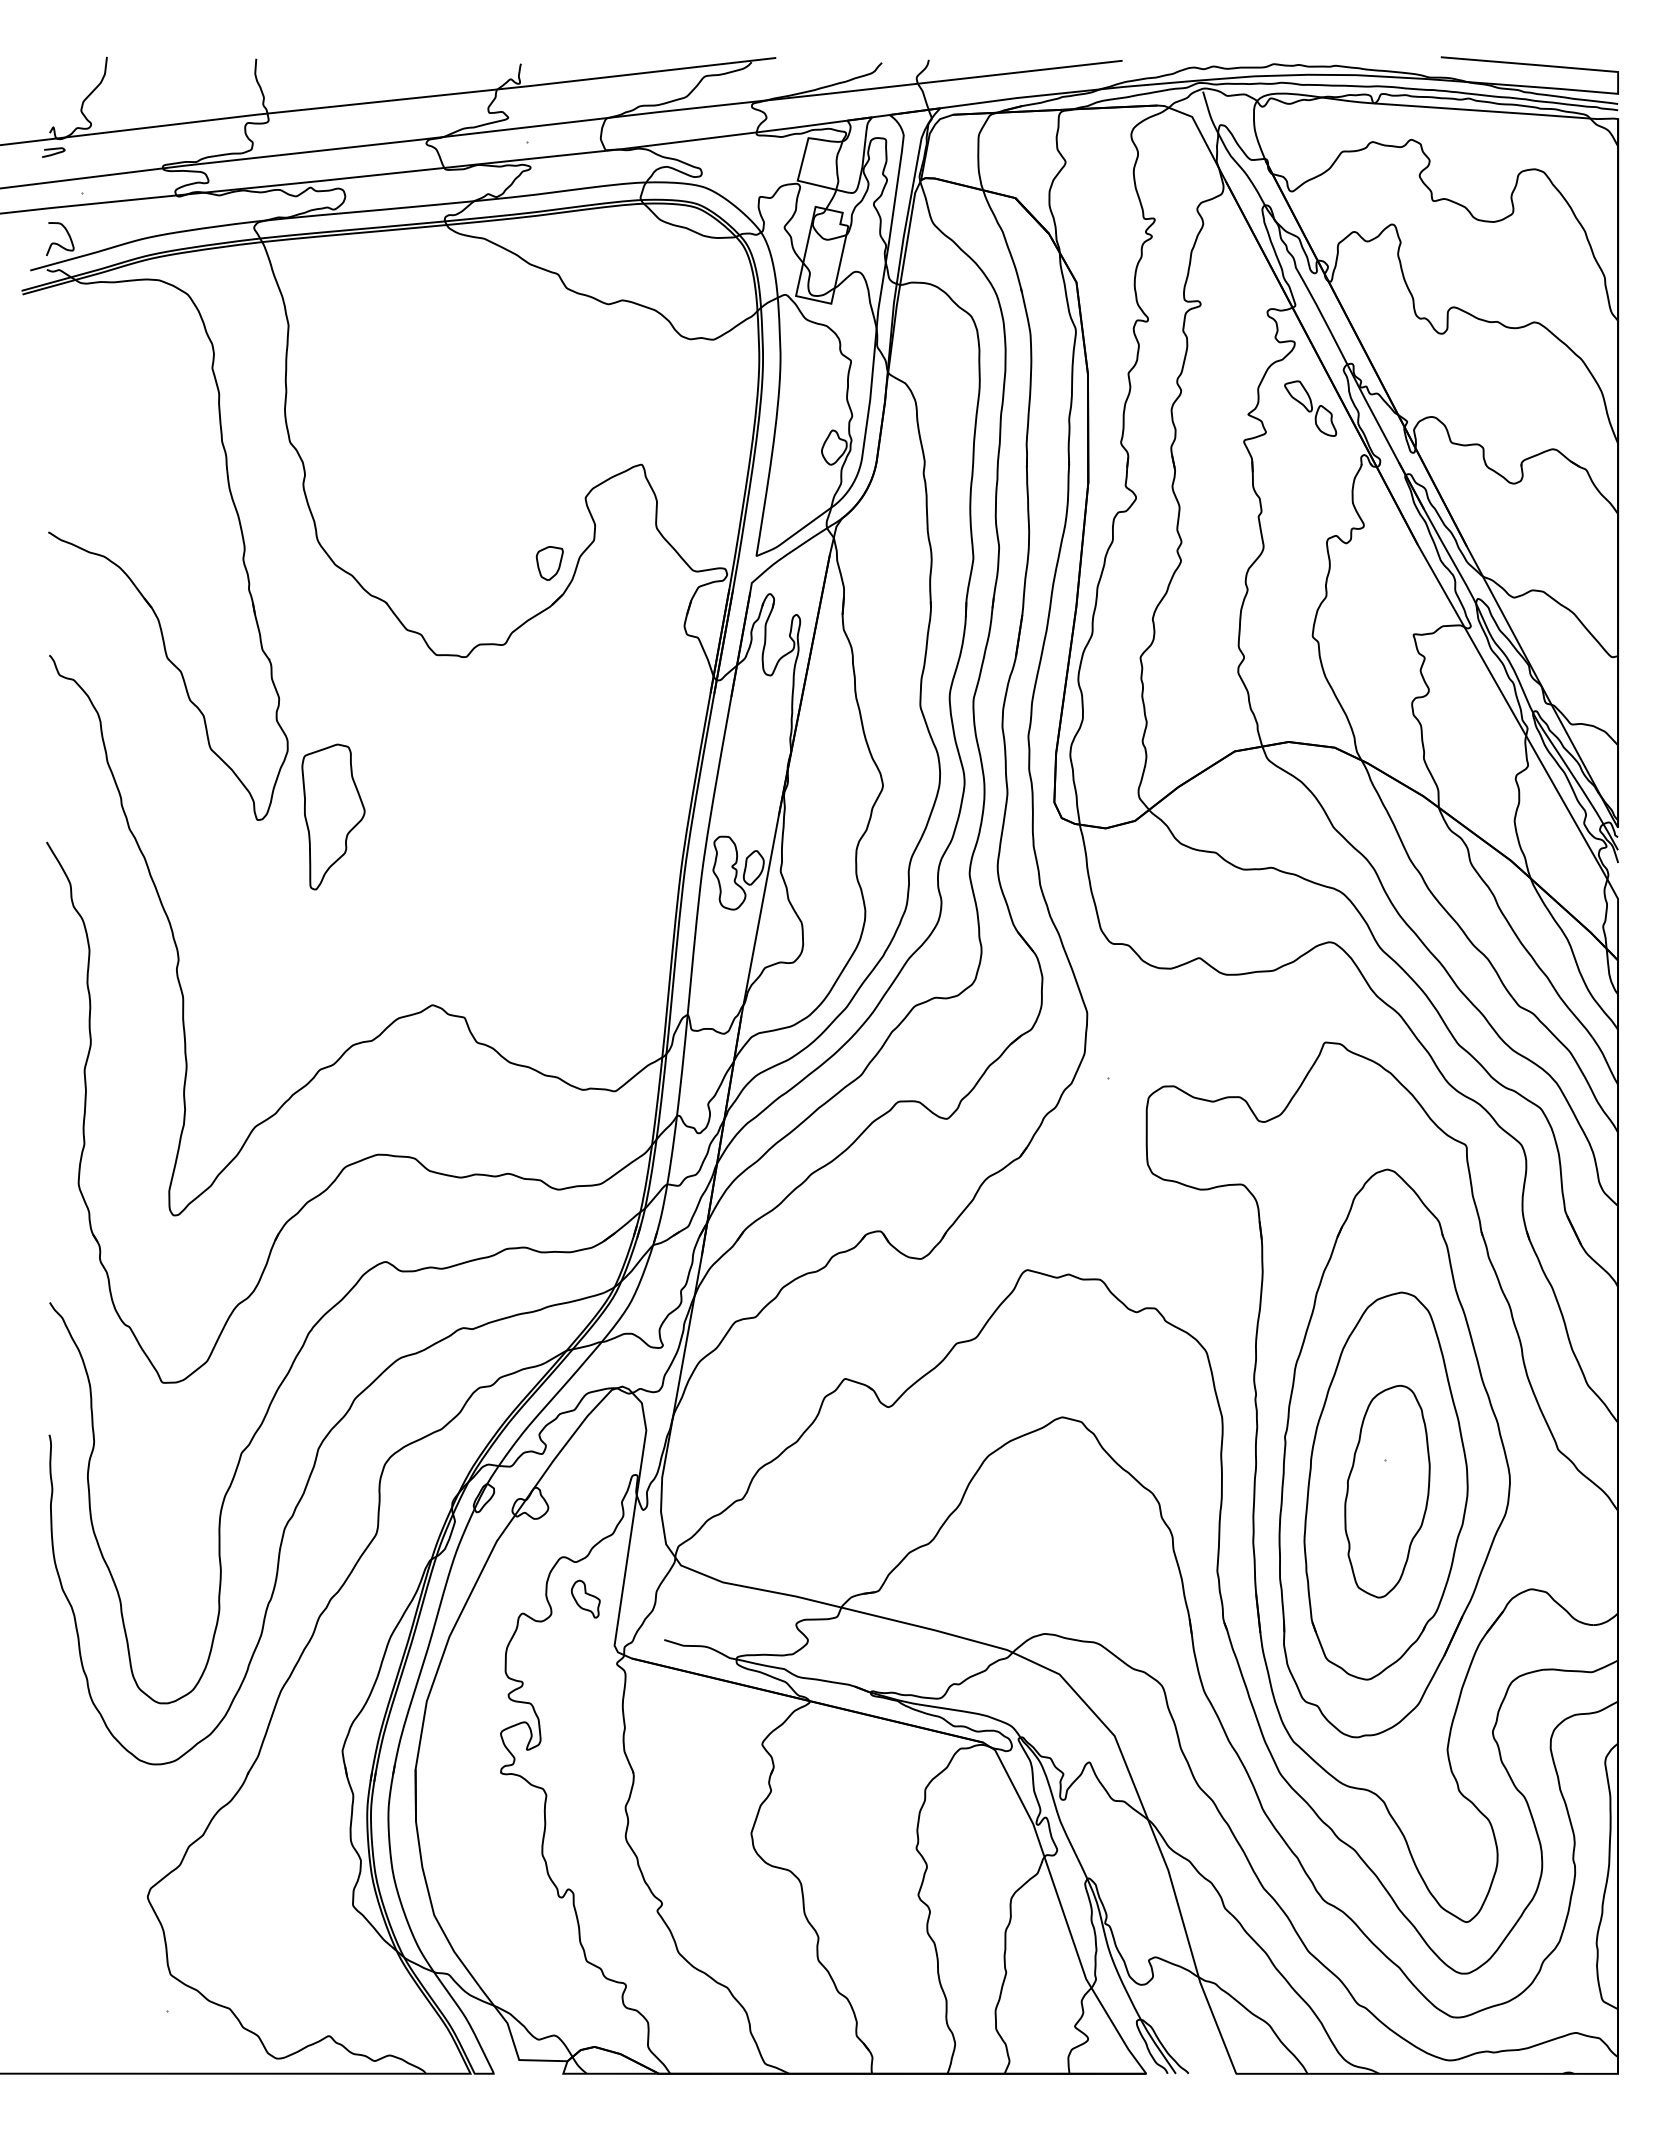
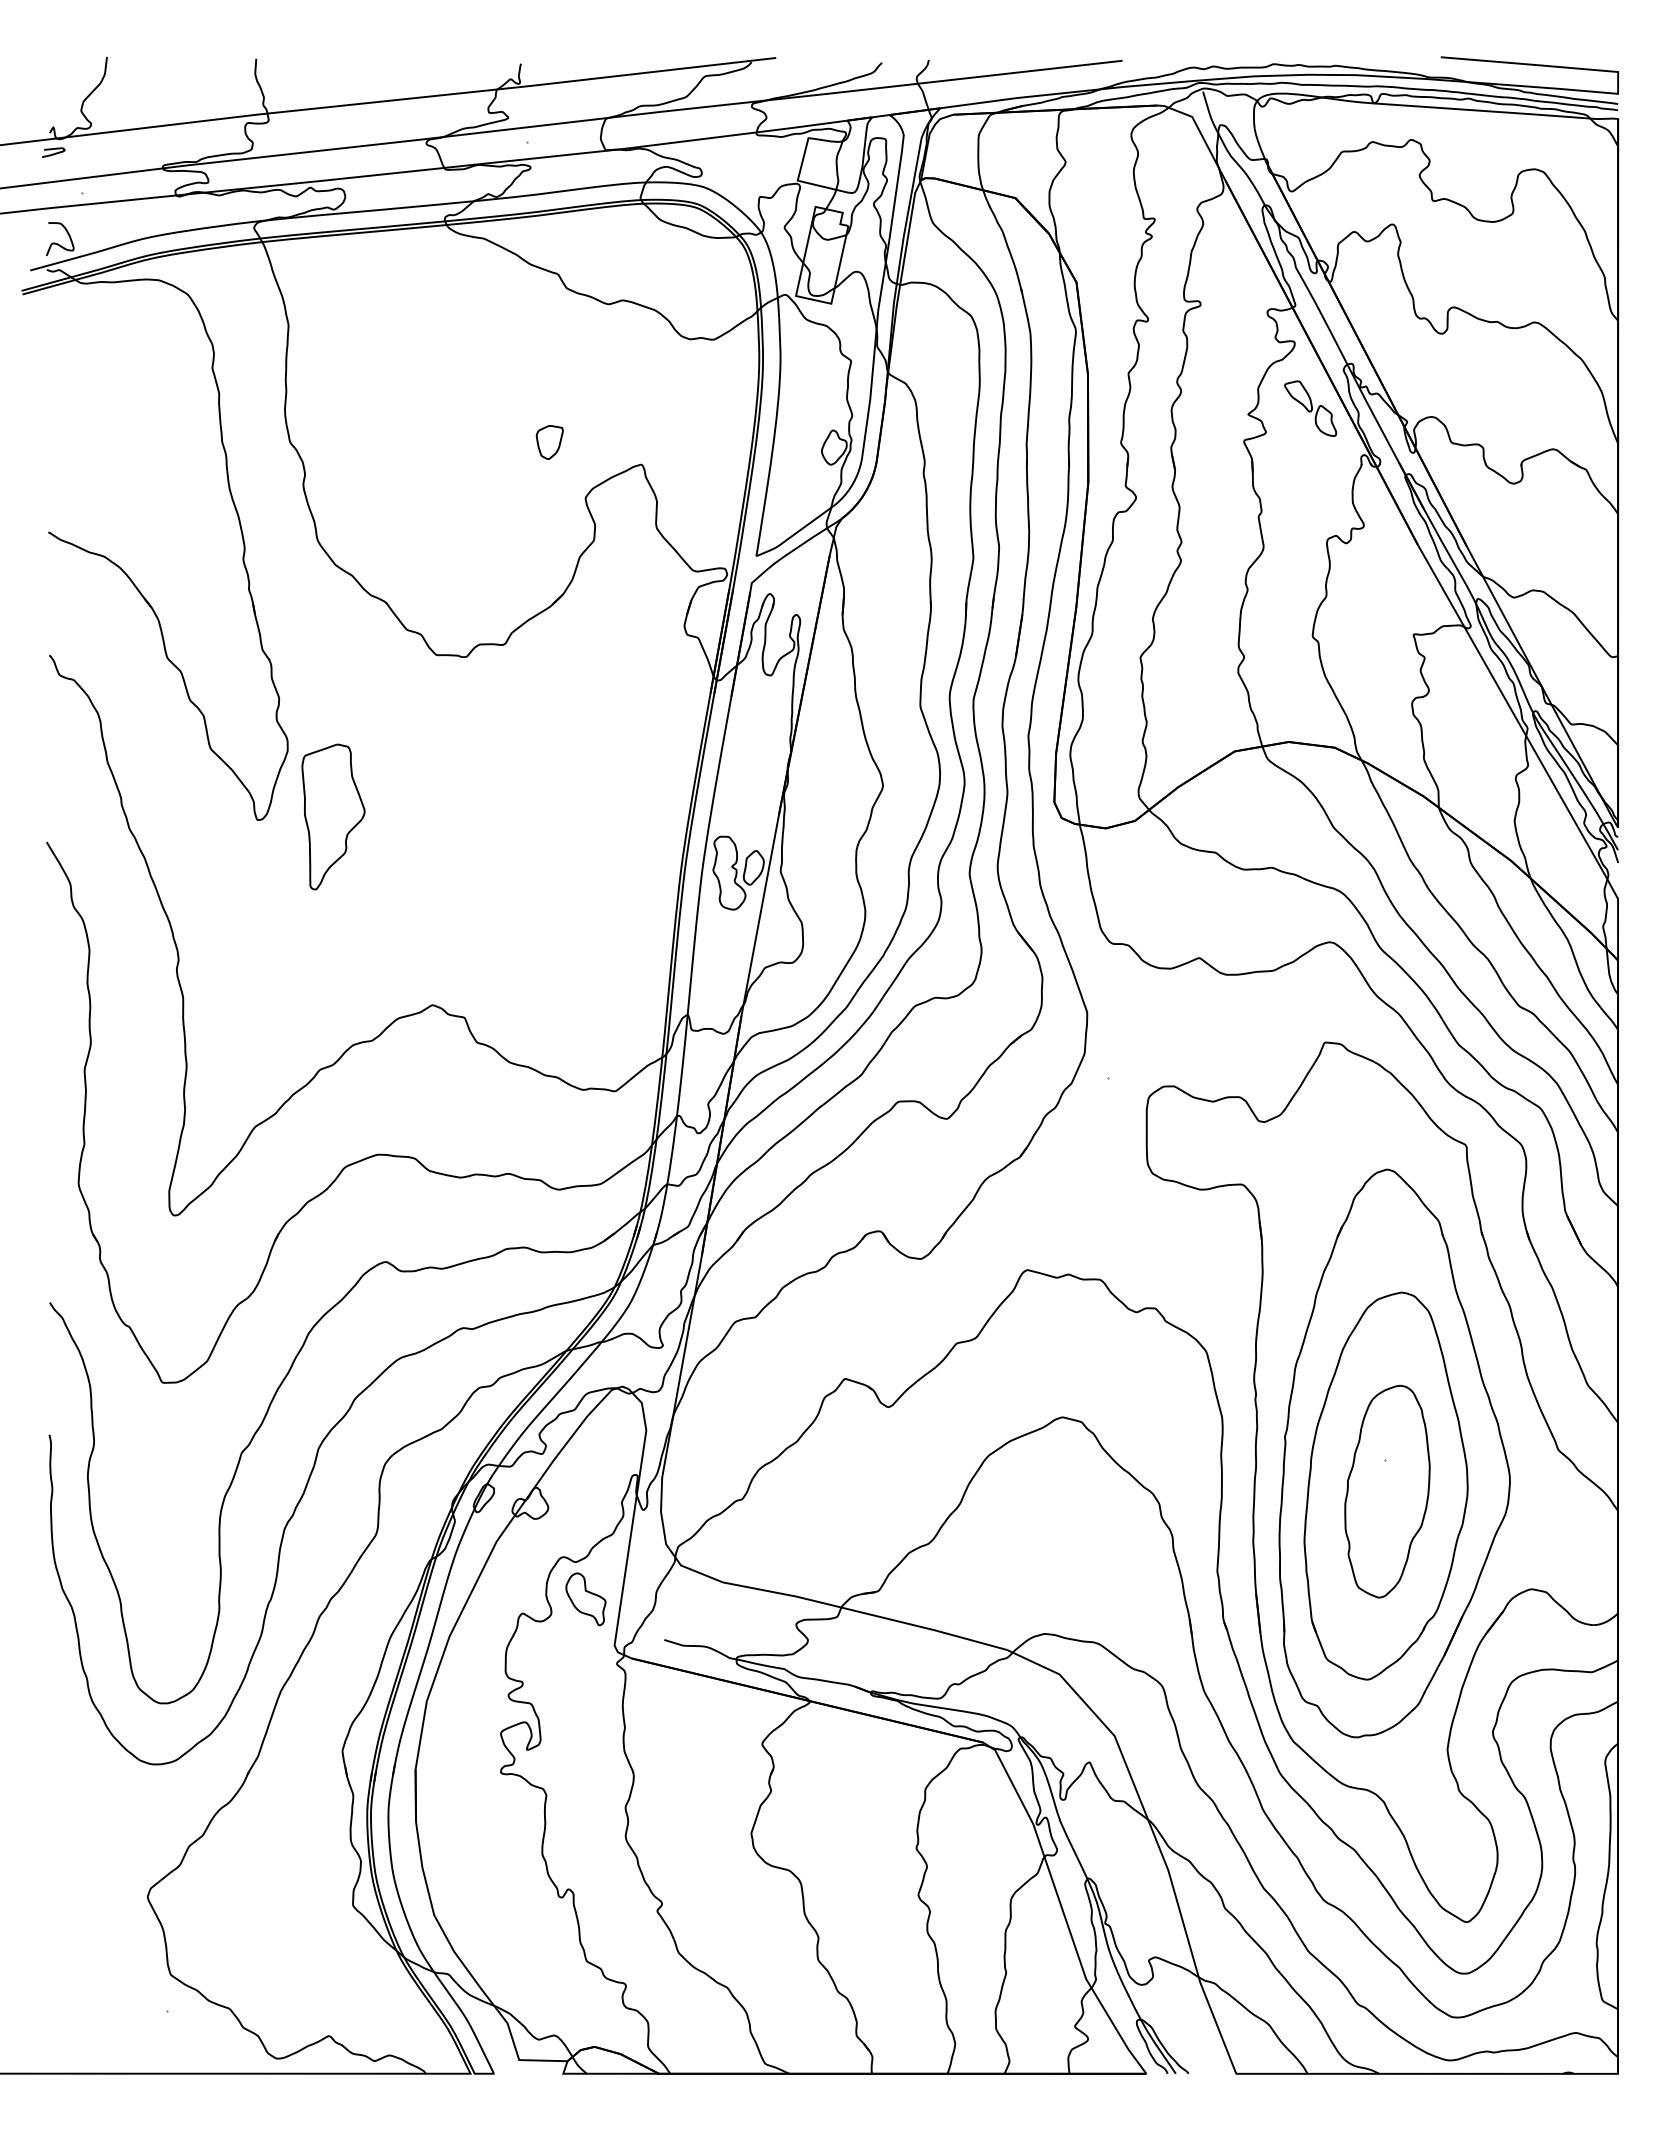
part position: (549, 563) -> (549, 442) (549, 442)
part size: 31x40 px -> 42x55 px (585, 1599)
